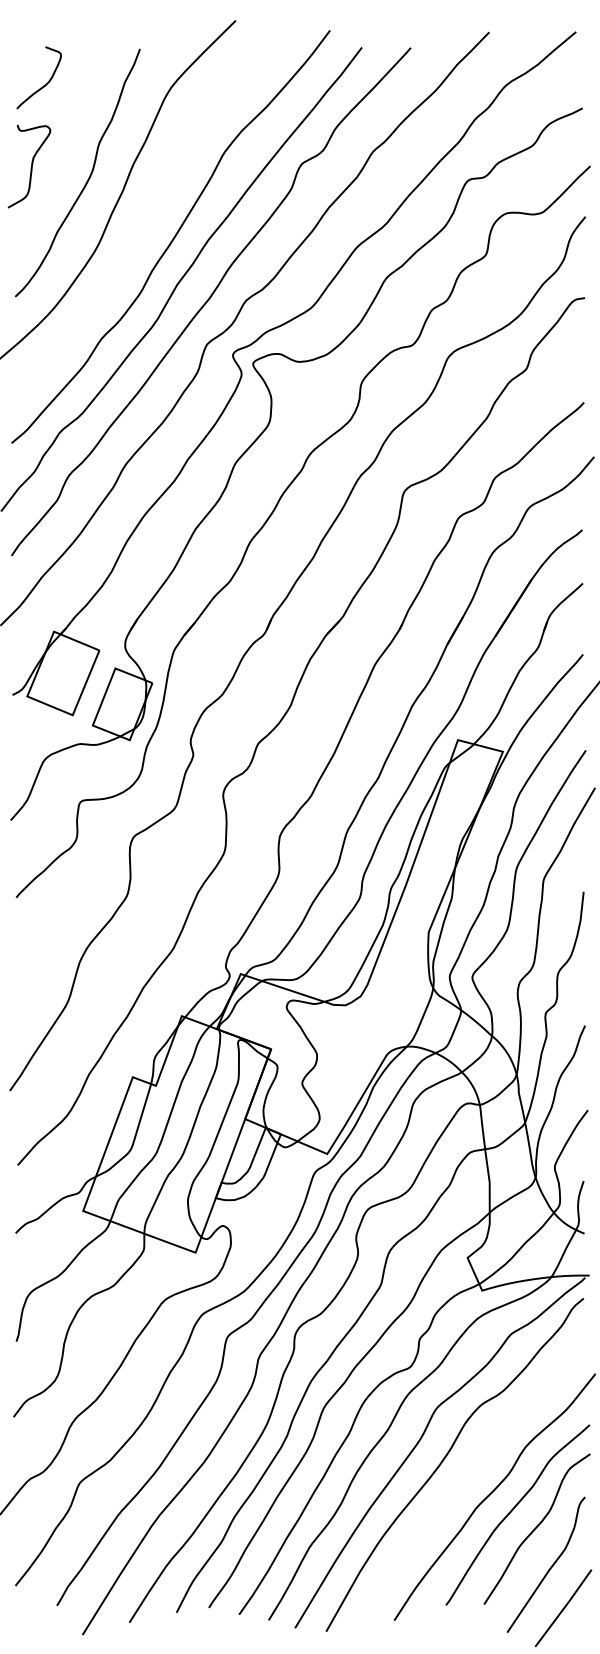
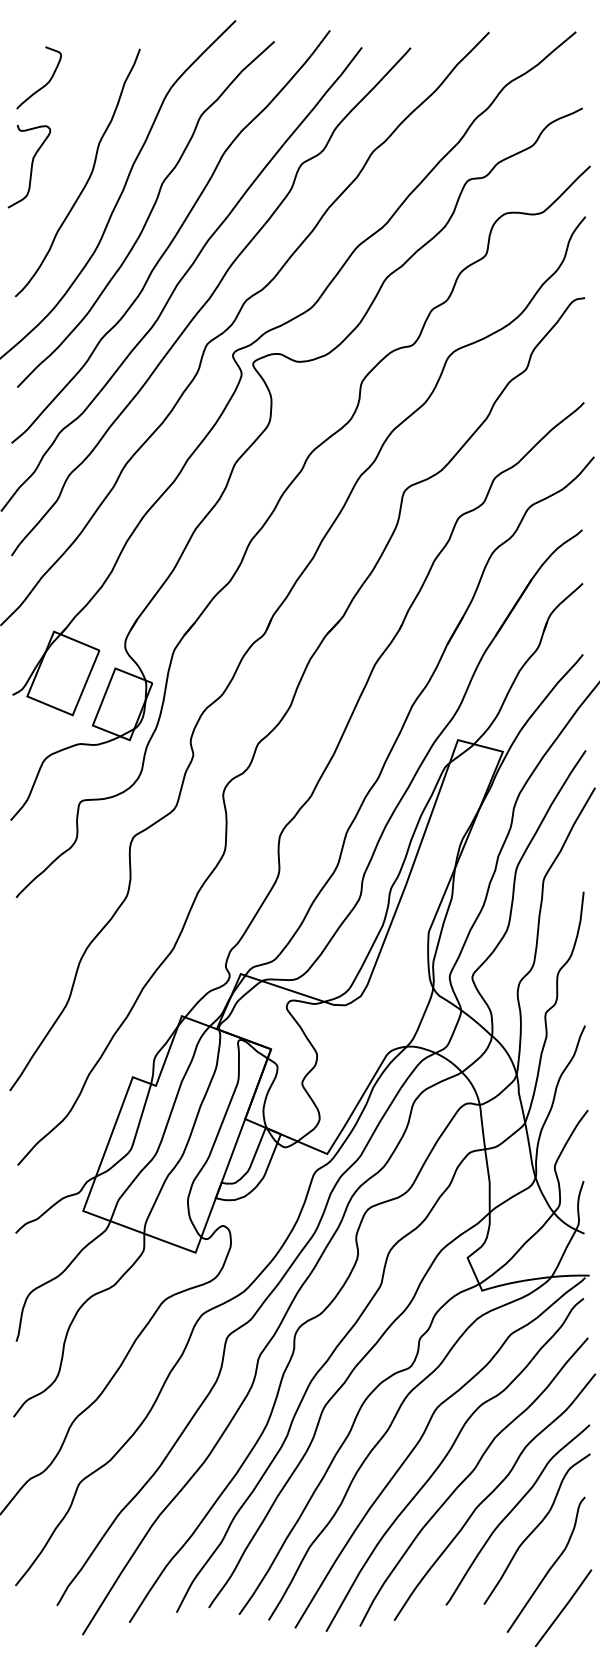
curve: none -> present (148, 214)
curve: none -> present (469, 1476)
